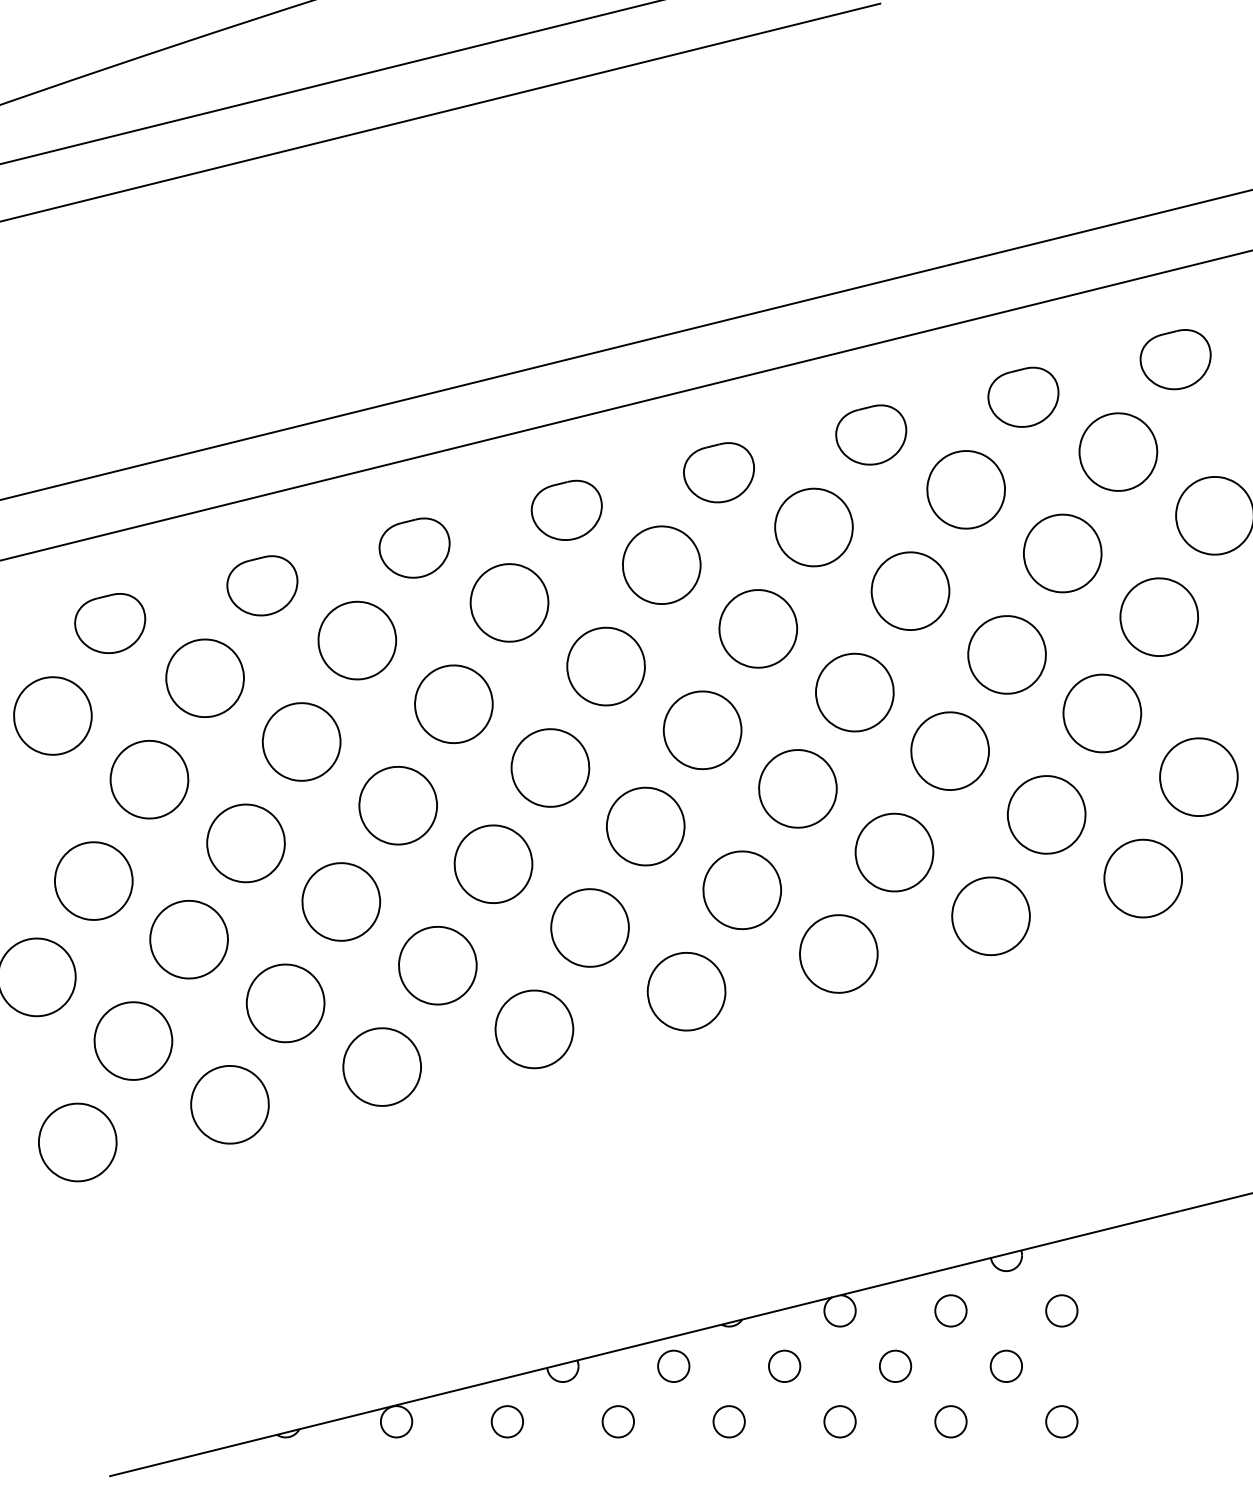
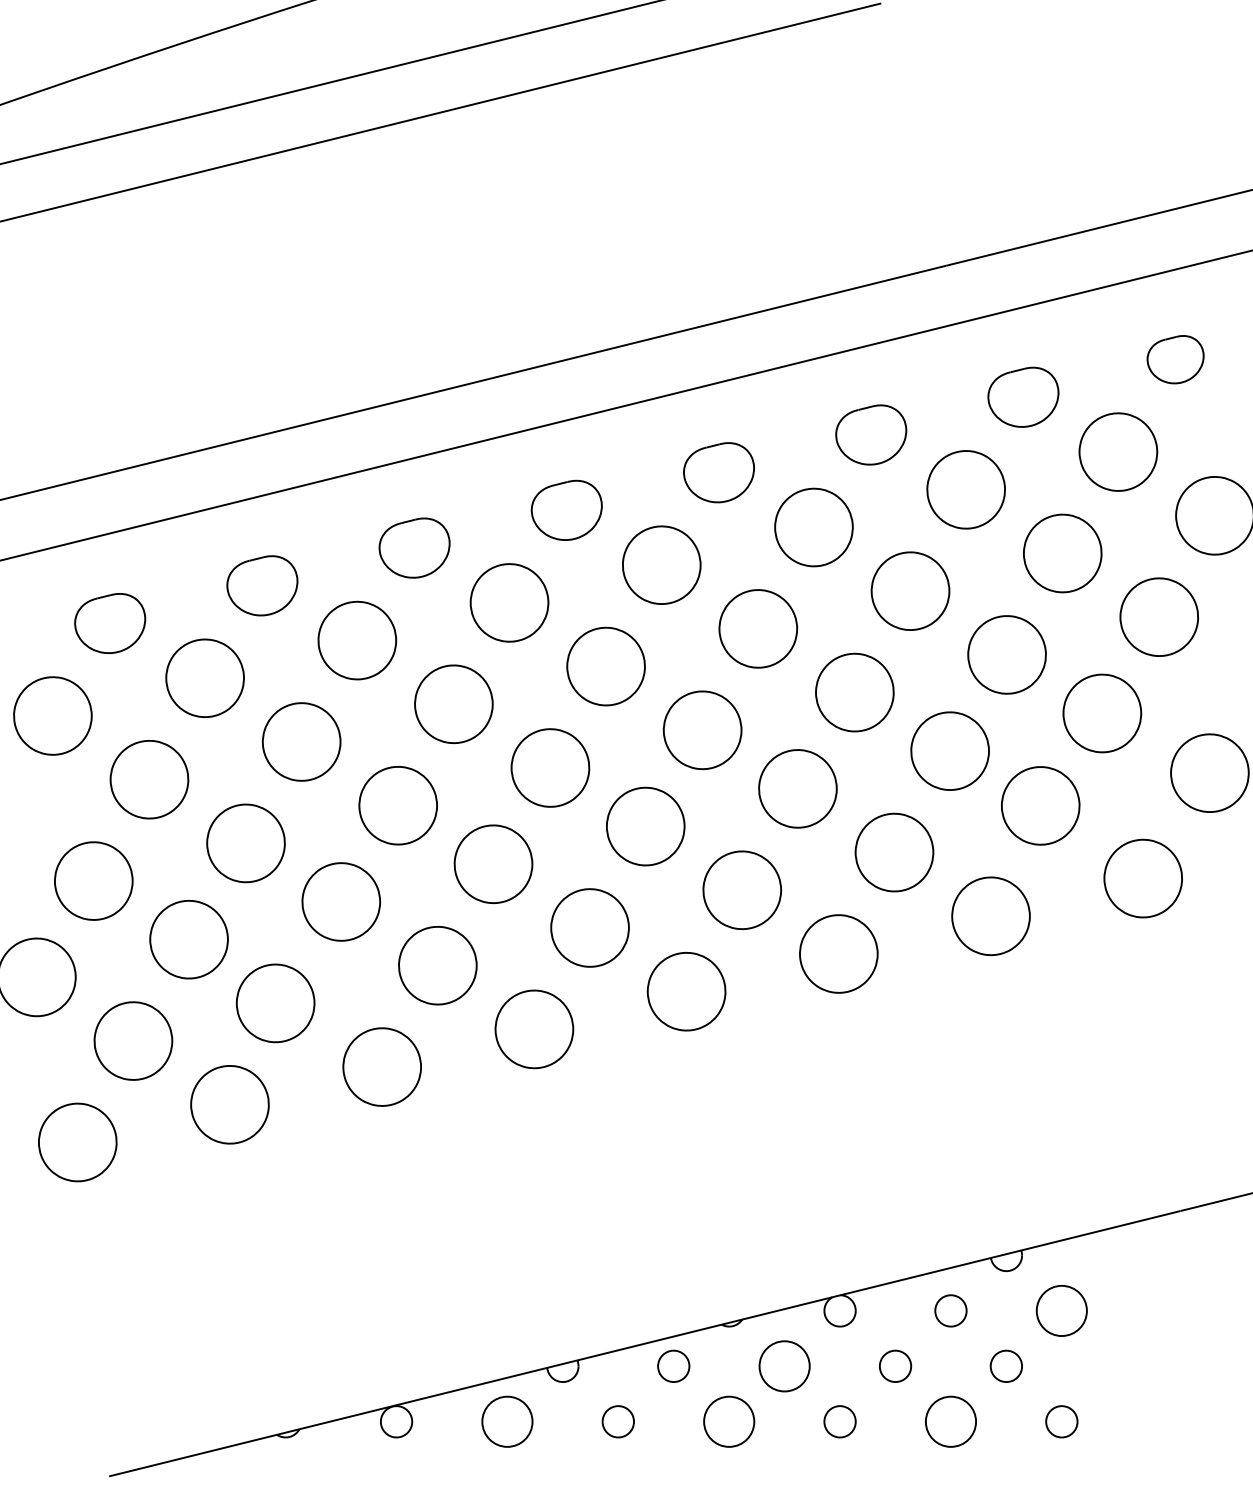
part size: 73x62 px -> 59x50 px (1175, 359)
part position: (1198, 776) -> (1209, 772) (1209, 772)
part position: (1046, 814) -> (1040, 805) (1040, 805)
part position: (285, 1003) -> (275, 1003) (275, 1003)
circle diameter: 31 px -> 50 px (1061, 1310)
circle diameter: 31 px -> 50 px (784, 1366)
circle diameter: 31 px -> 50 px (507, 1421)
circle diameter: 31 px -> 50 px (729, 1421)
circle diameter: 31 px -> 50 px (950, 1421)
